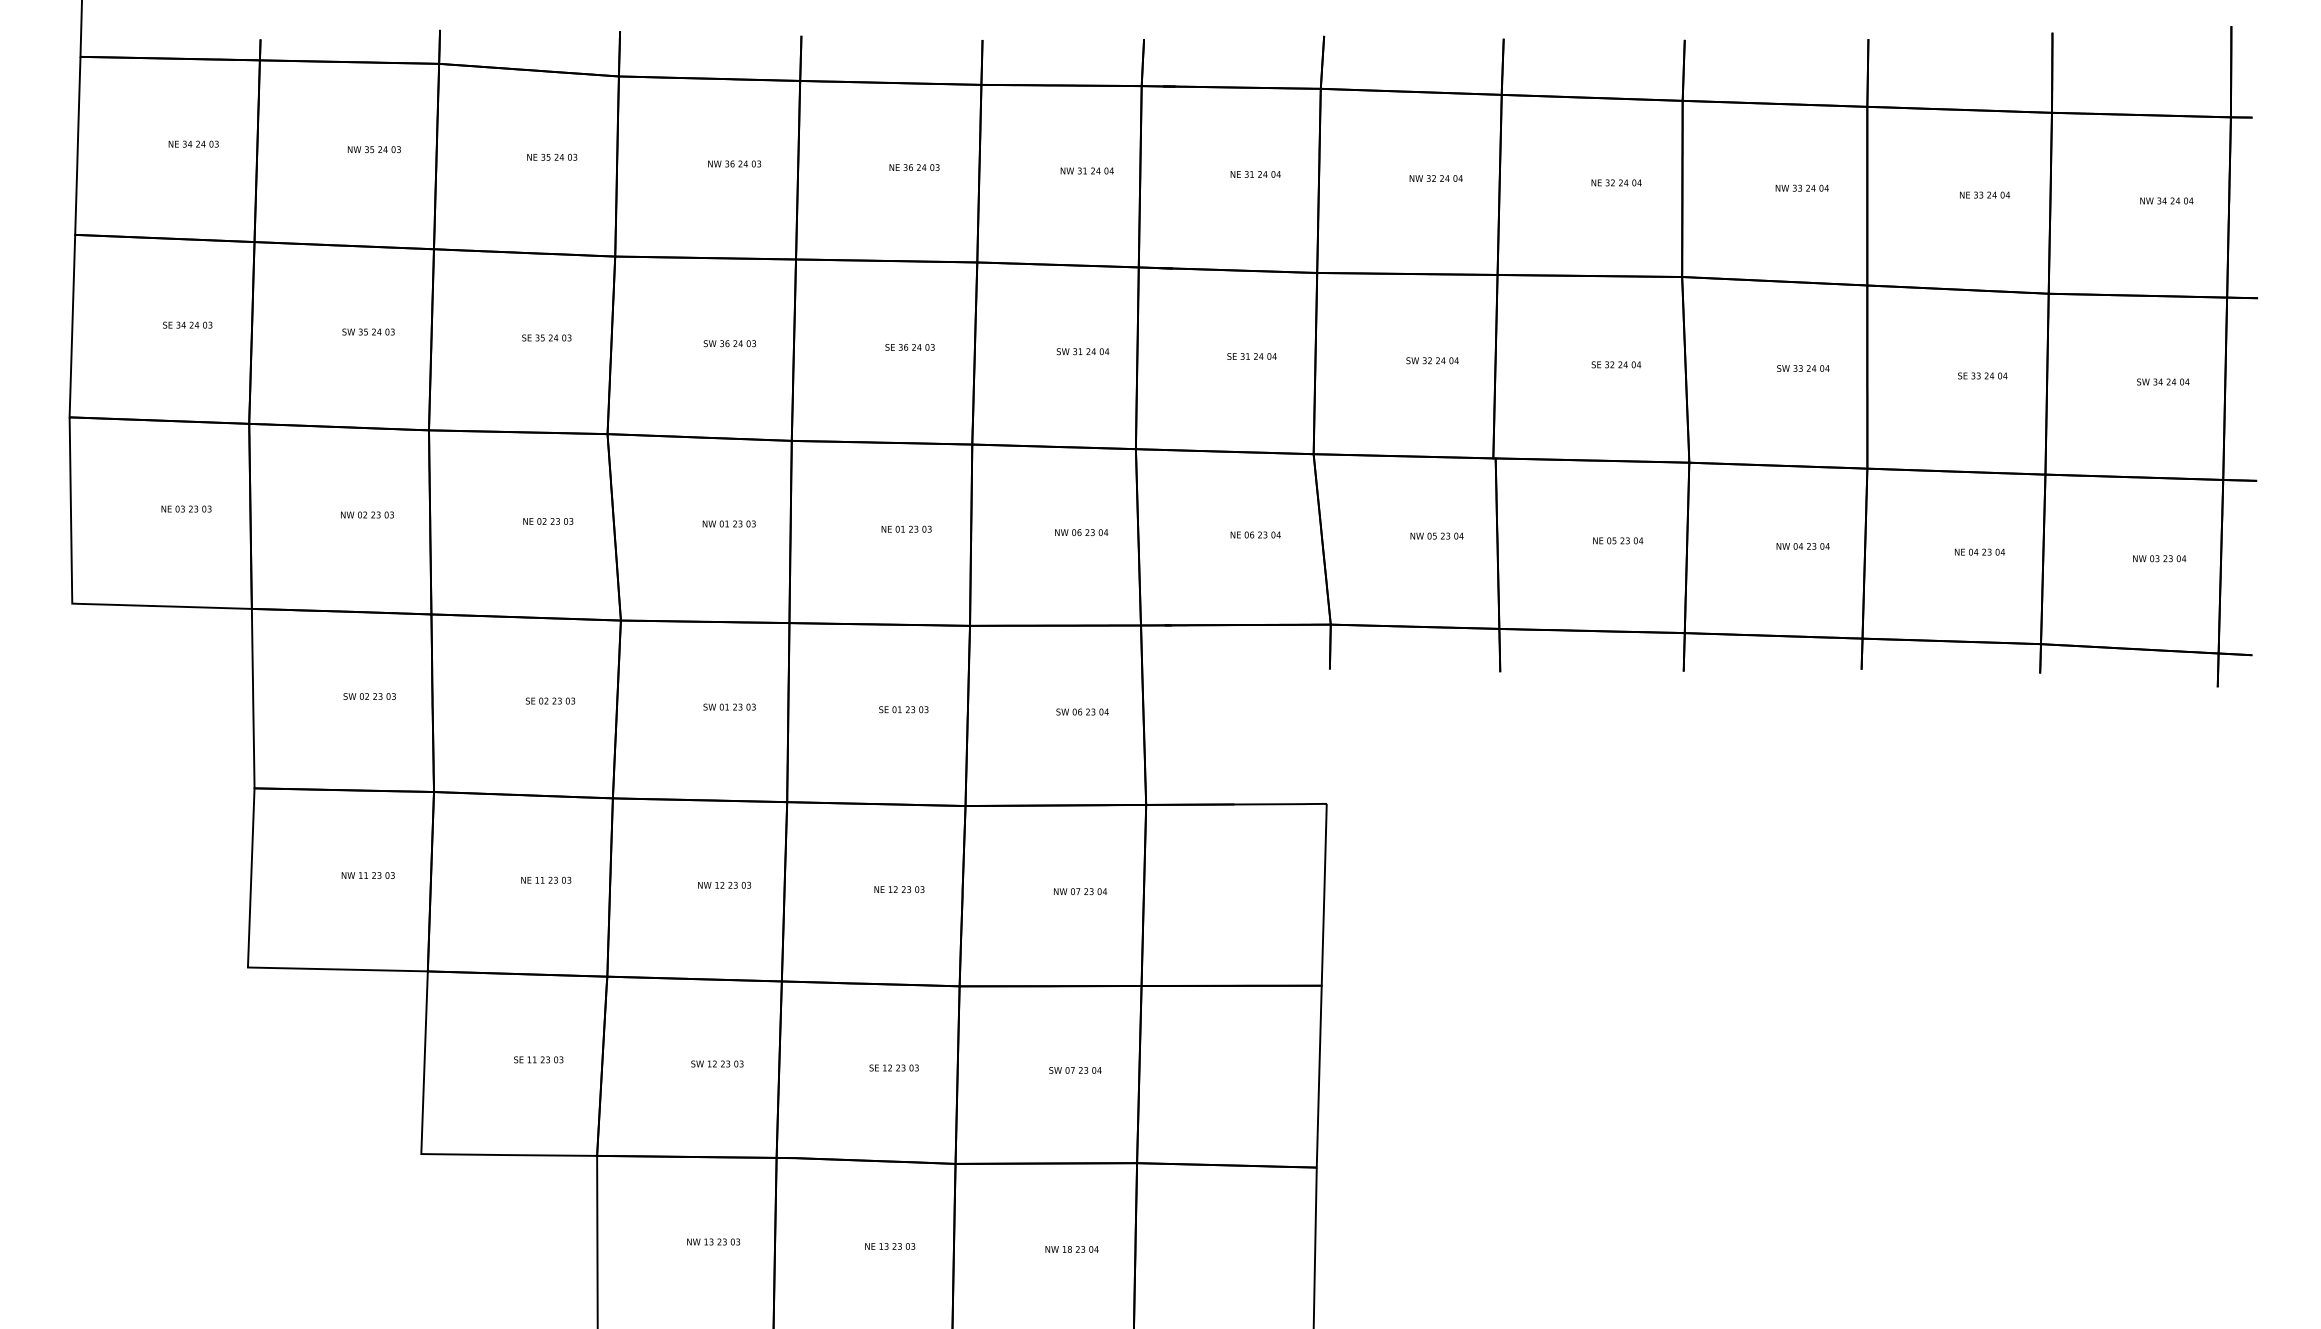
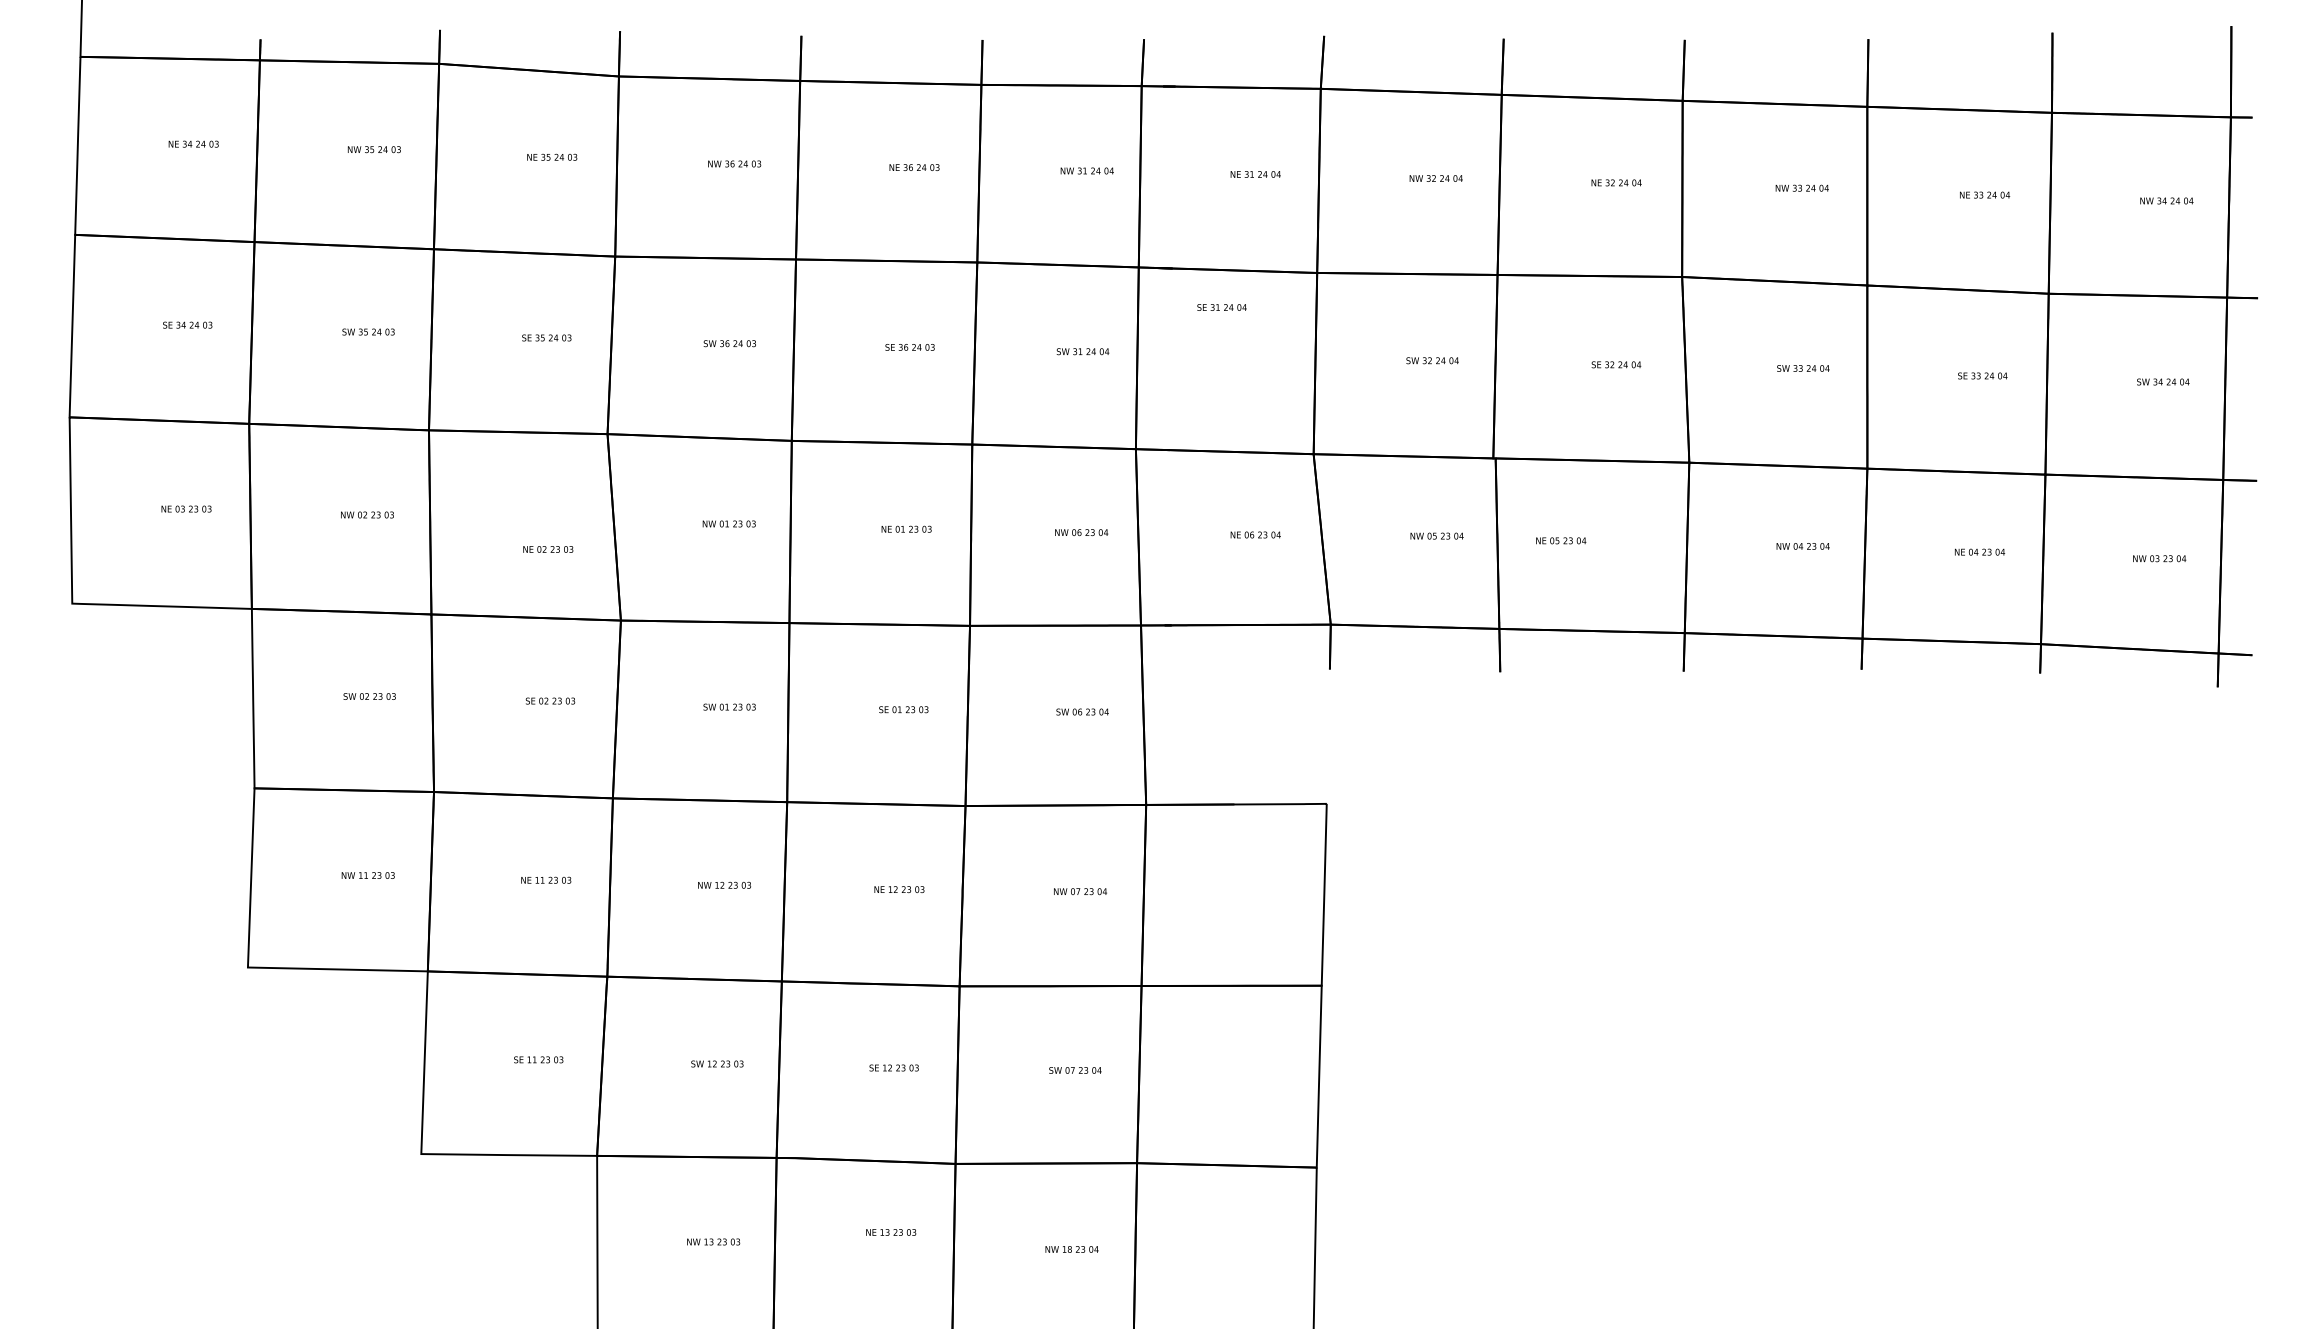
text position: (1251, 356) -> (1221, 307) (1221, 307)
text position: (548, 521) -> (548, 549) (548, 549)
text position: (1618, 540) -> (1561, 540) (1561, 540)
text position: (890, 1246) -> (891, 1232) (891, 1232)
